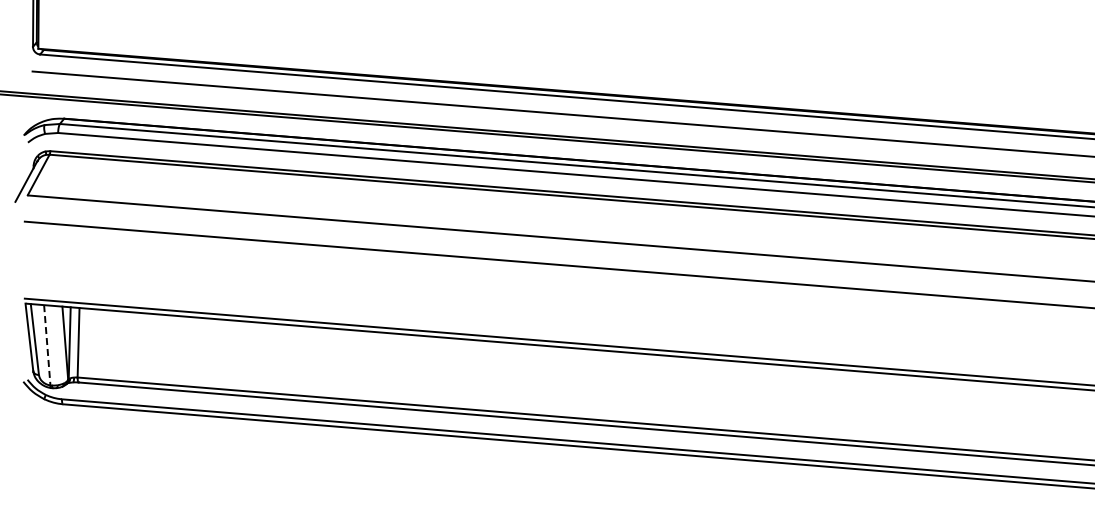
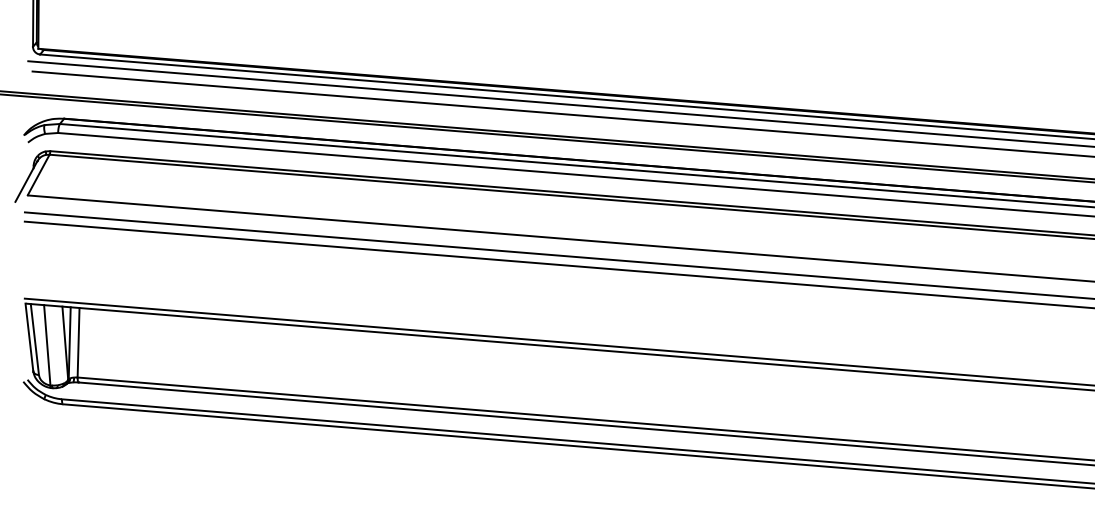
line: none -> present (559, 103)
line: none -> present (557, 255)
line: dashed -> solid (47, 345)
